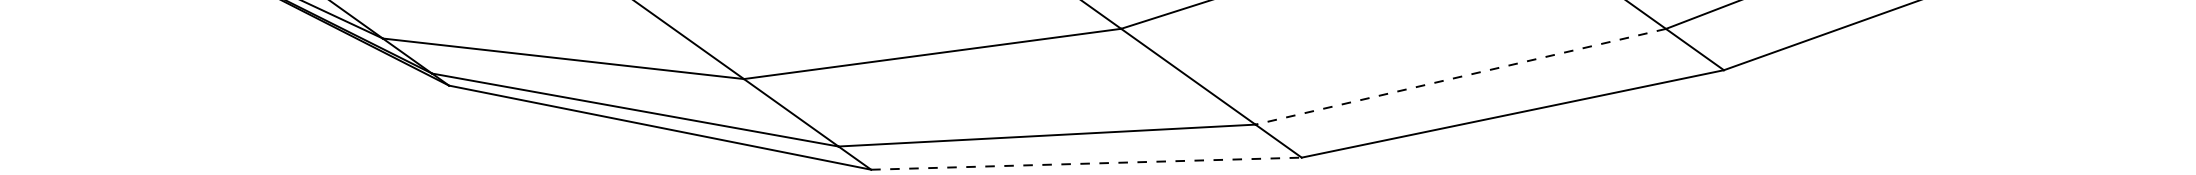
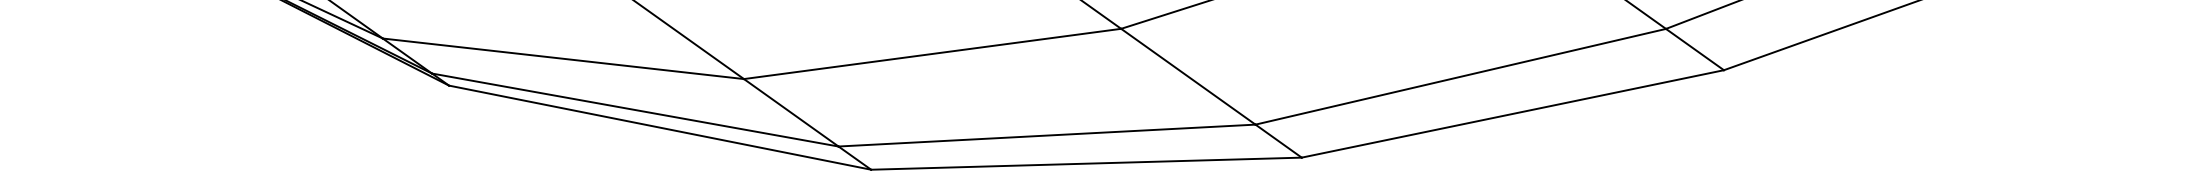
line: dashed -> solid (1460, 76)
line: dashed -> solid (1086, 163)
